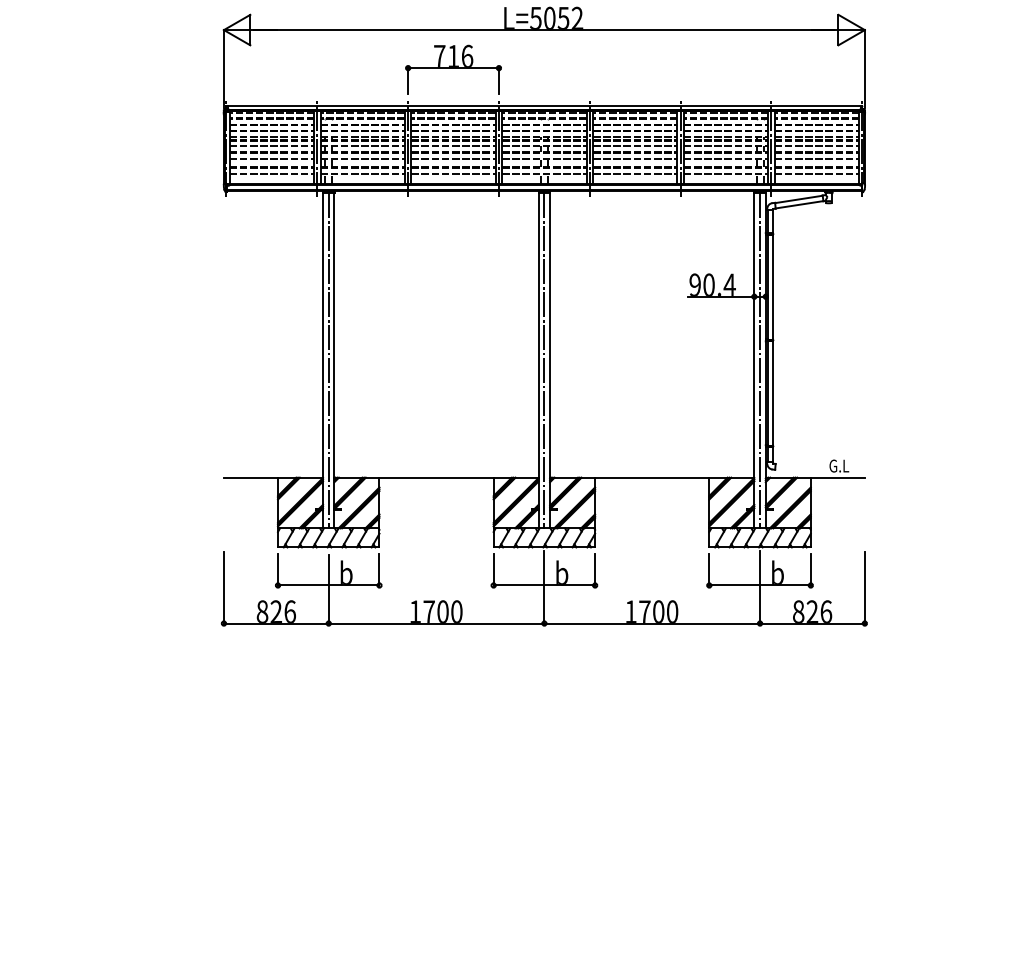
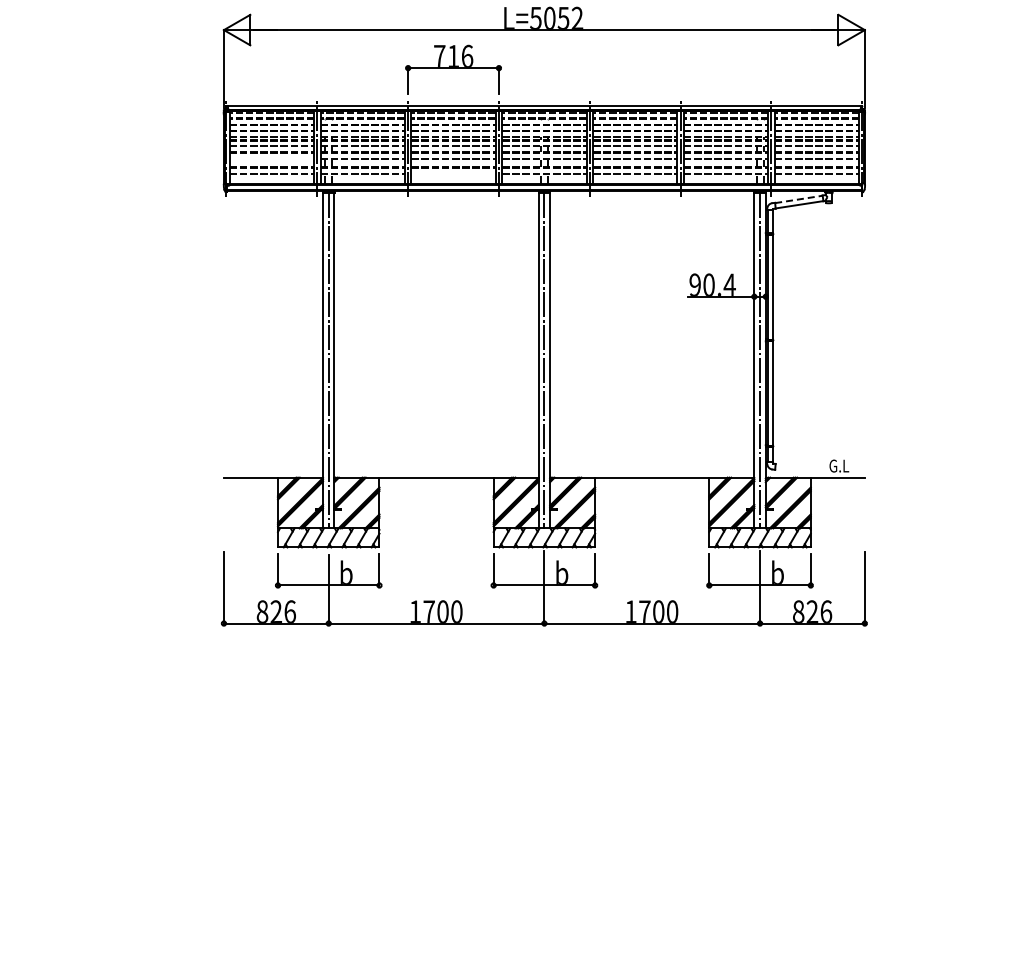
line: present -> none (271, 158)
line: present -> none (453, 173)
line: solid -> dashed (799, 199)
